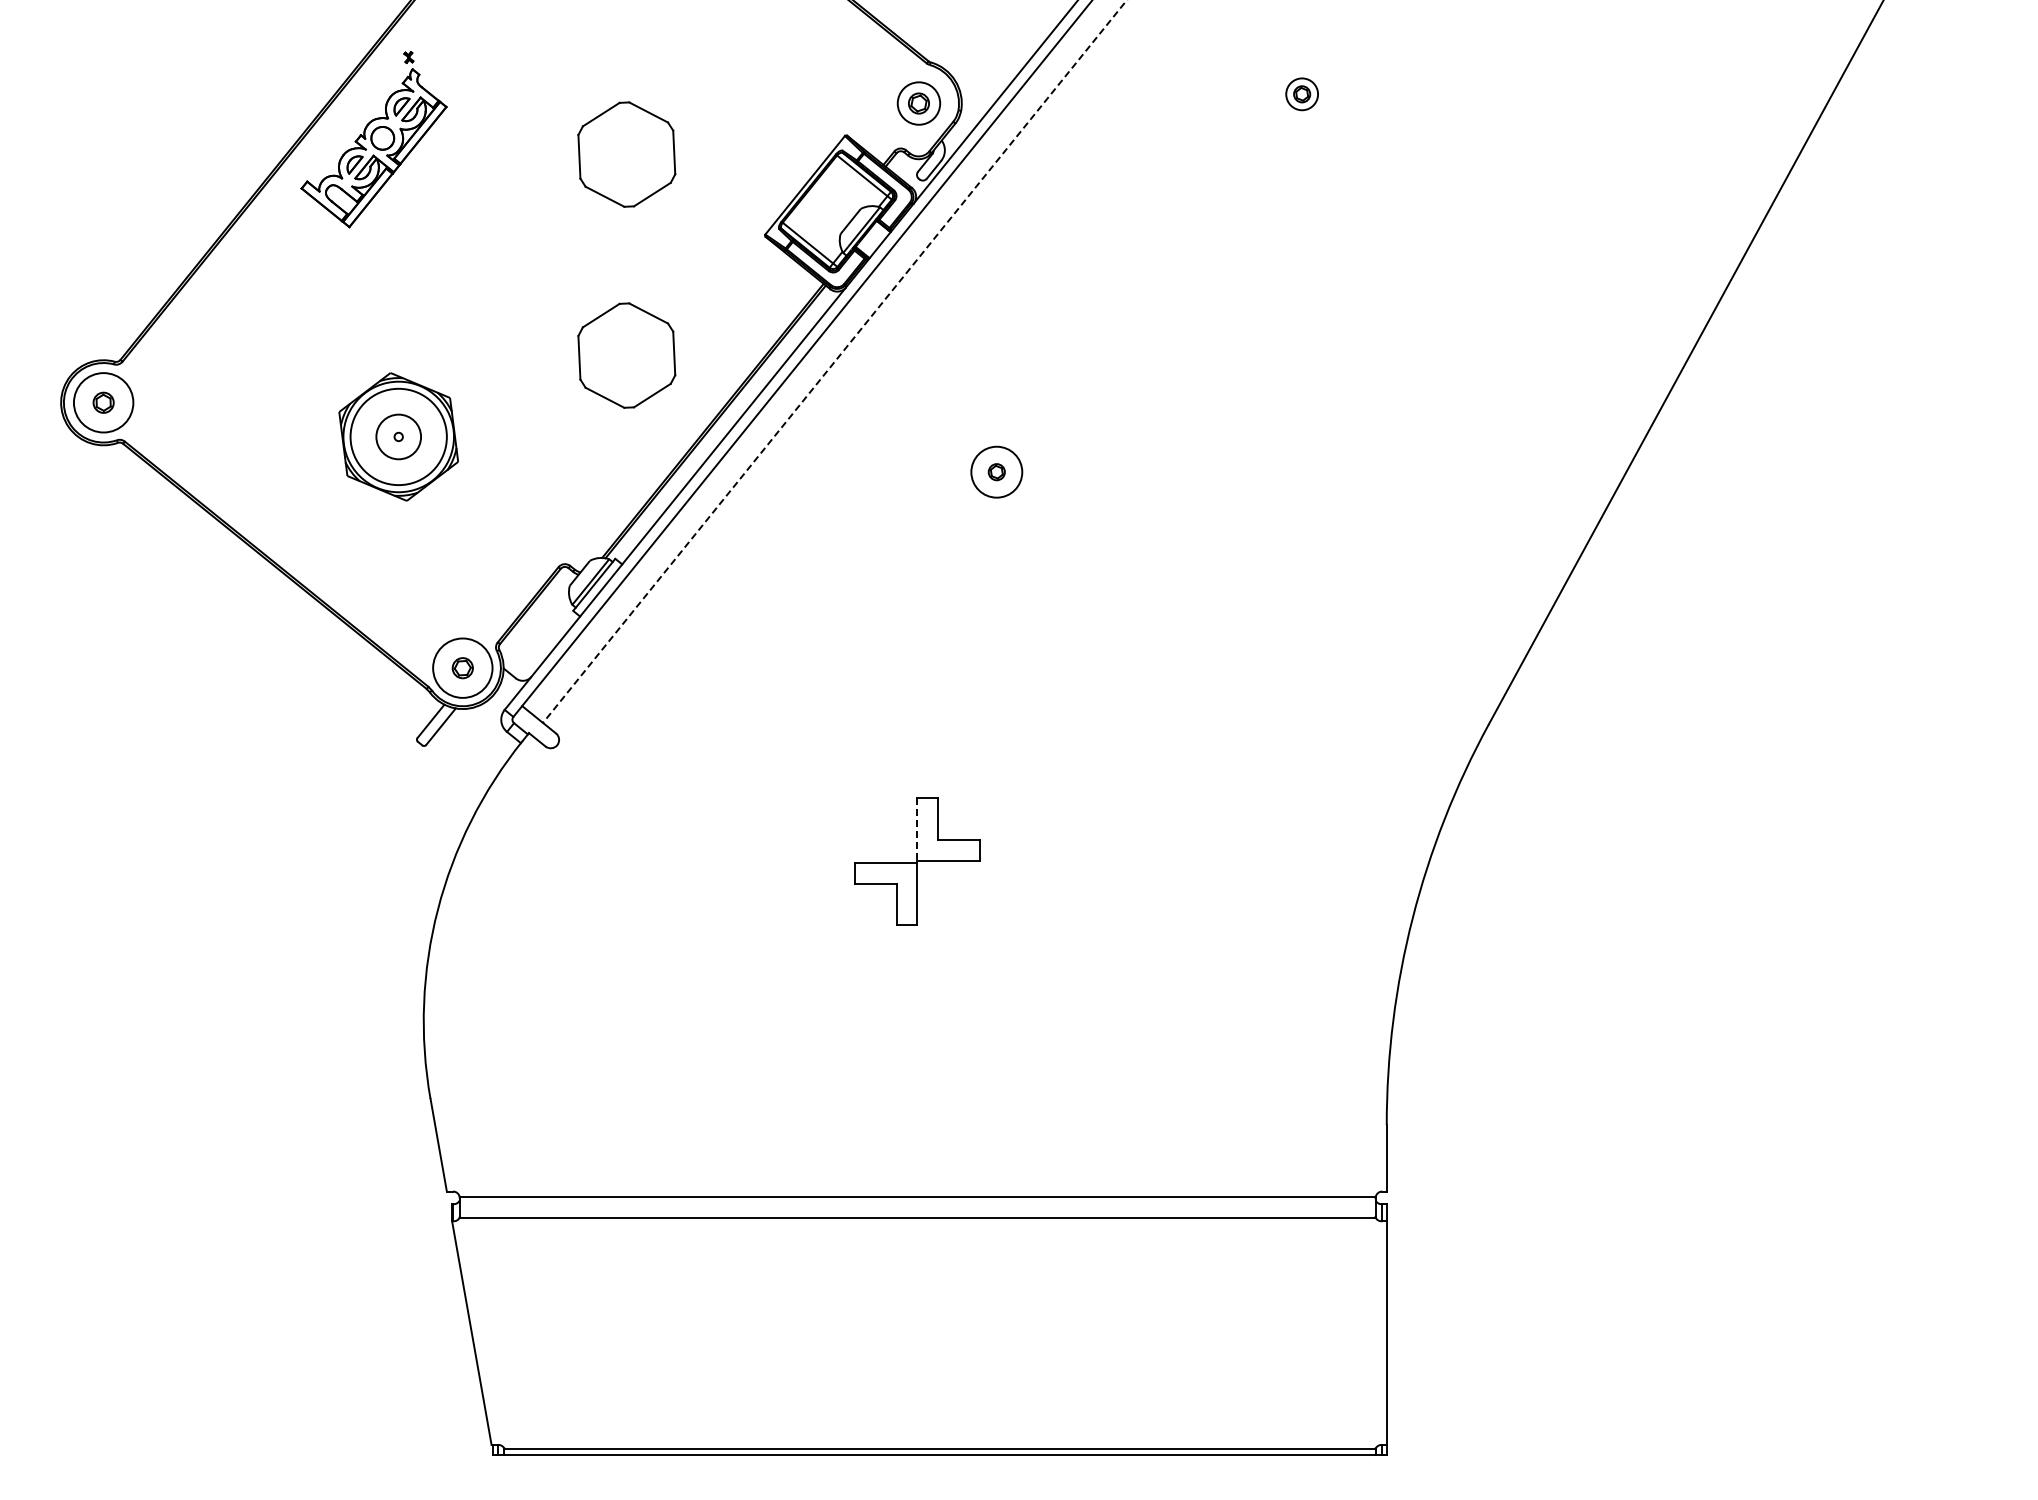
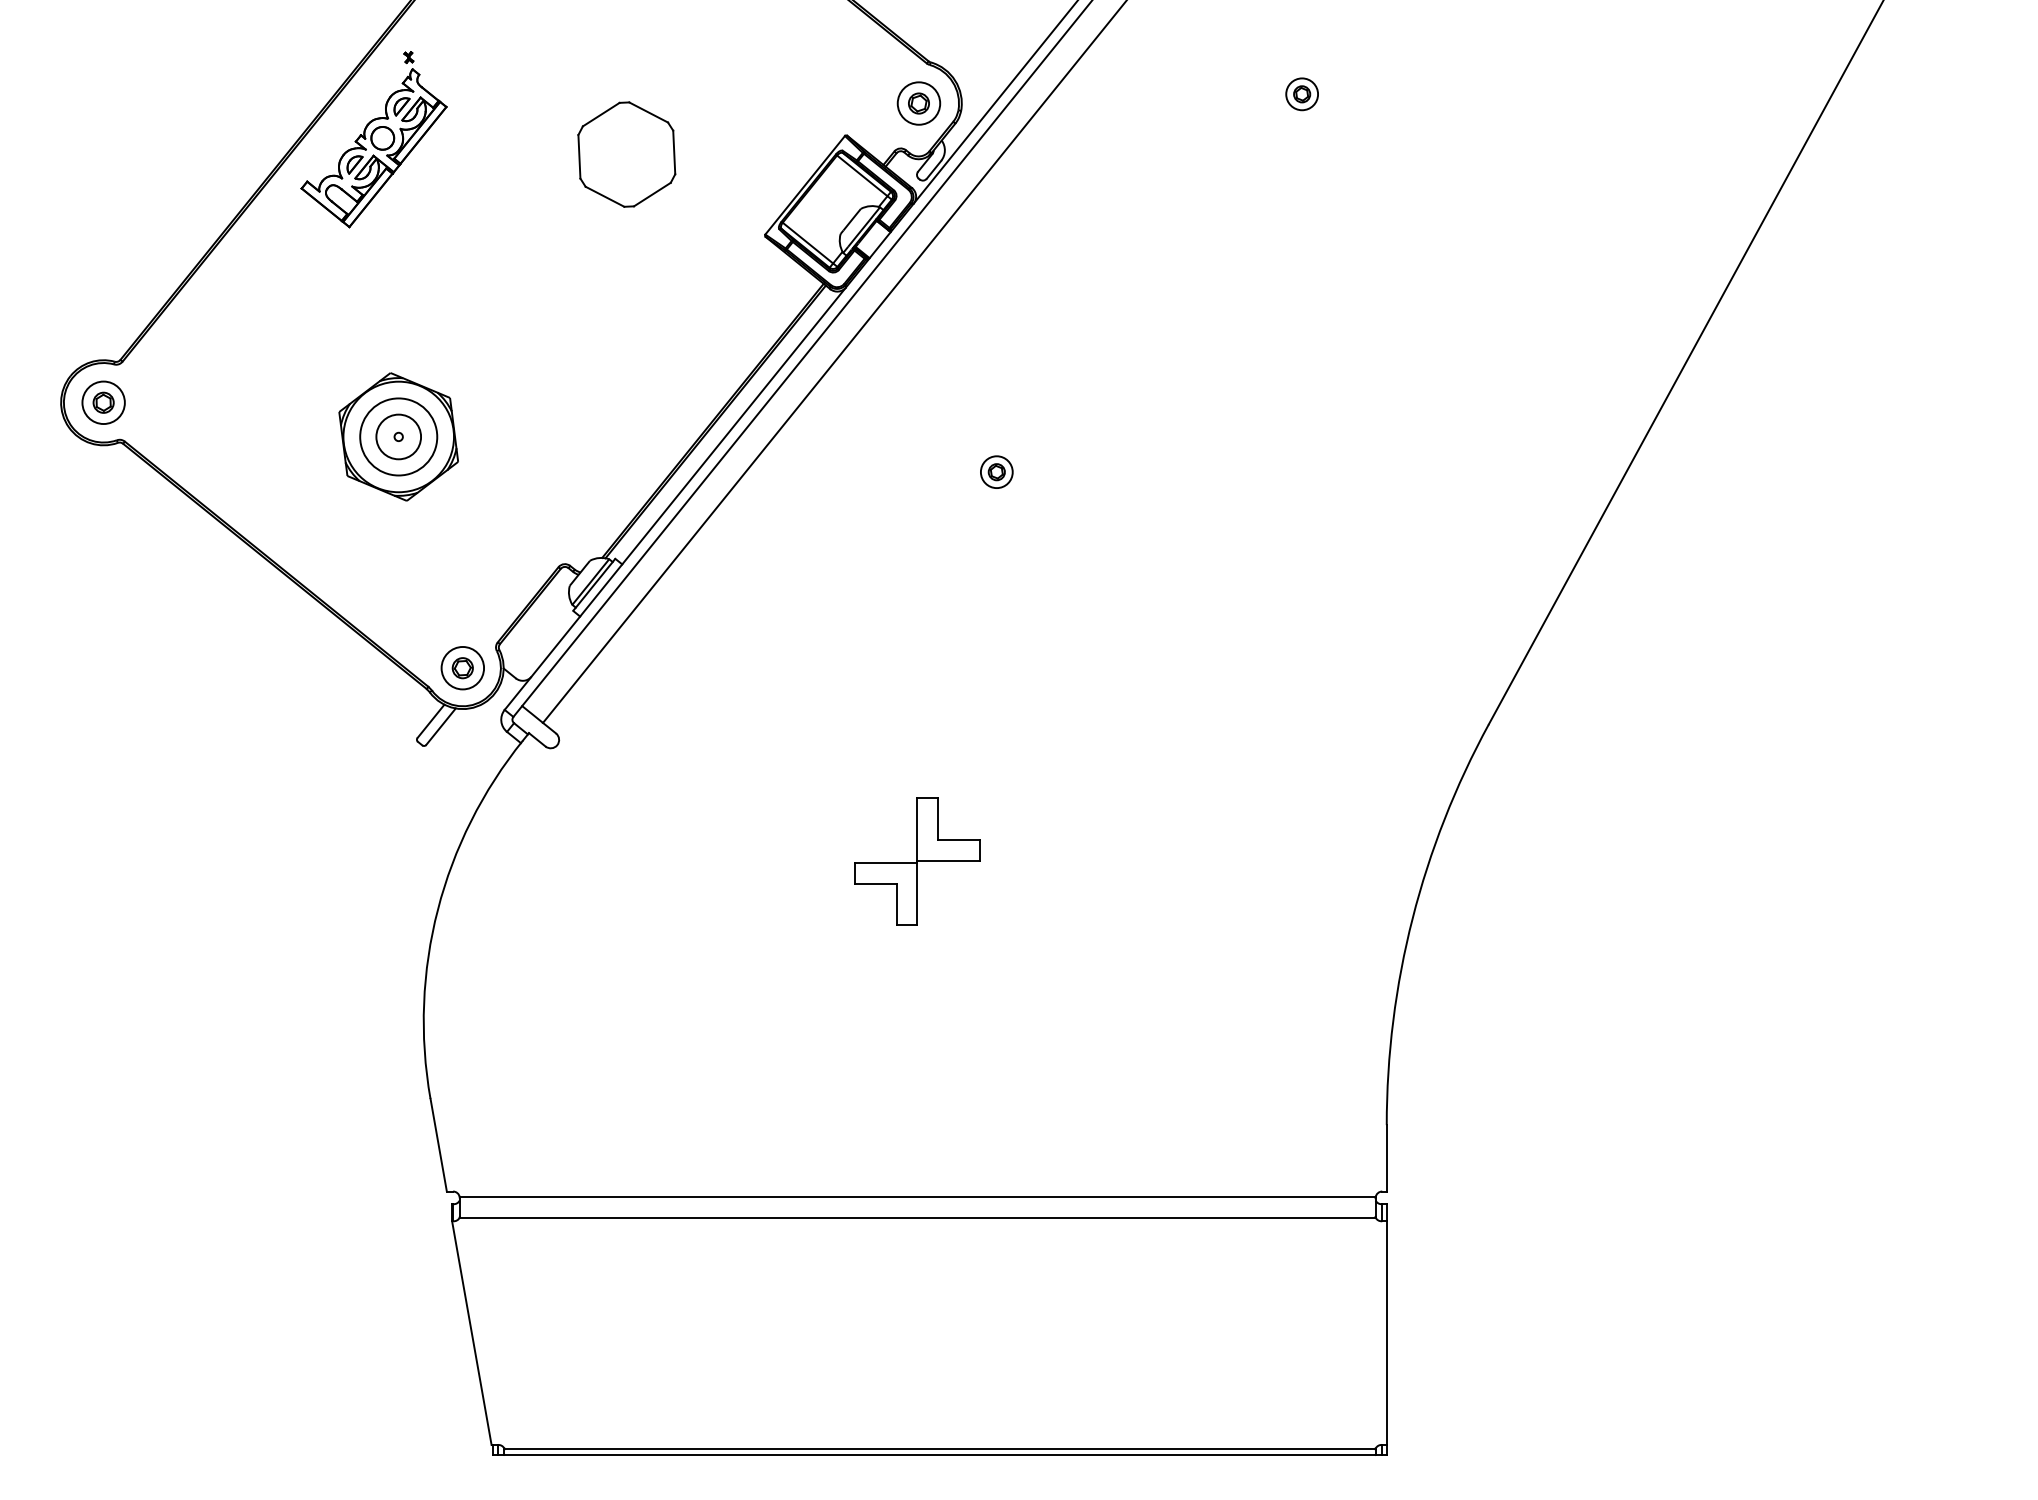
part: present -> none (626, 355)
line: dashed -> solid (834, 362)
circle diameter: 59 px -> 42 px (103, 402)
circle diameter: 96 px -> 77 px (398, 436)
circle diameter: 51 px -> 32 px (996, 472)
circle diameter: 59 px -> 42 px (462, 667)
line: dashed -> solid (917, 829)
